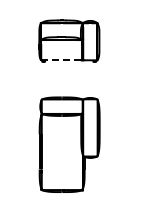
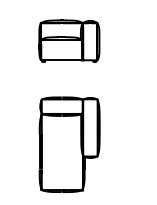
line: dashed -> solid (60, 60)
